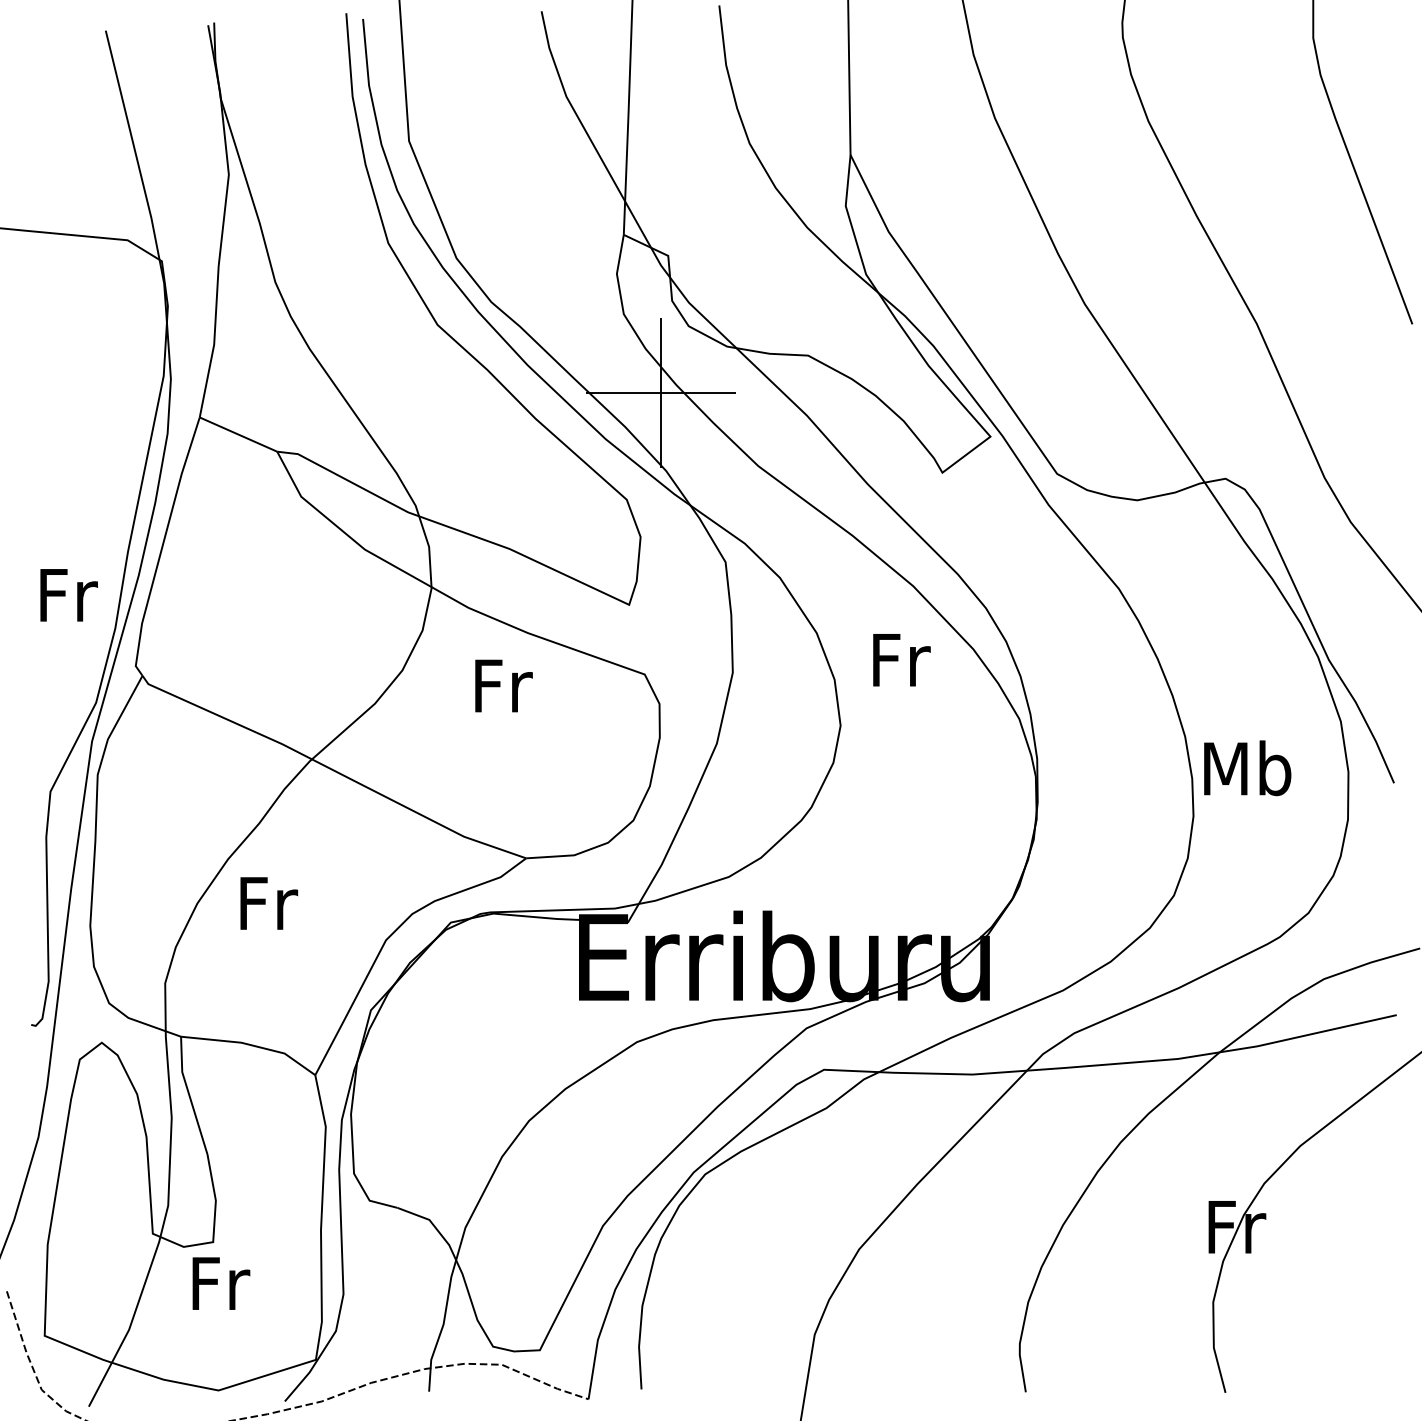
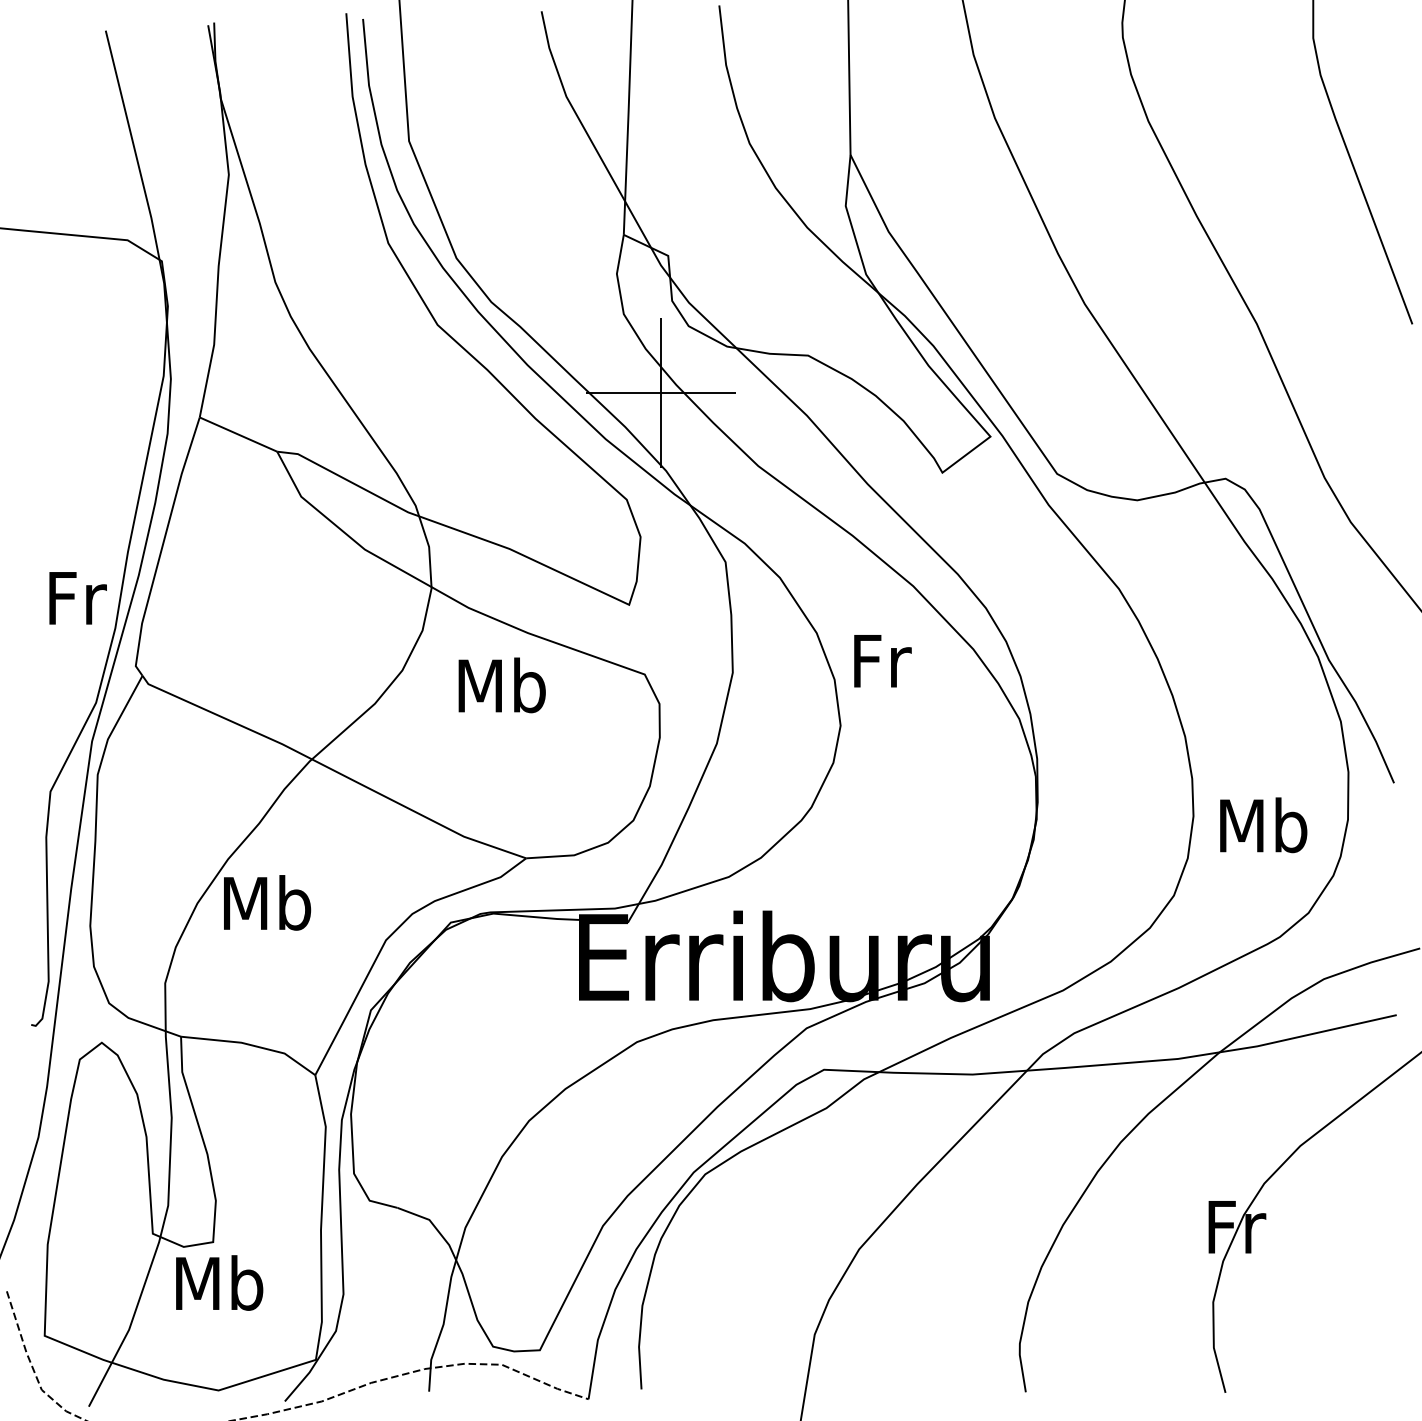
text position: (68, 595) -> (77, 598) (77, 598)
text position: (901, 660) -> (882, 661) (882, 661)
text: Fr -> Mb (501, 685)
text position: (1247, 768) -> (1263, 825) (1263, 825)
text: Fr -> Mb (267, 902)
text: Fr -> Mb (219, 1282)
